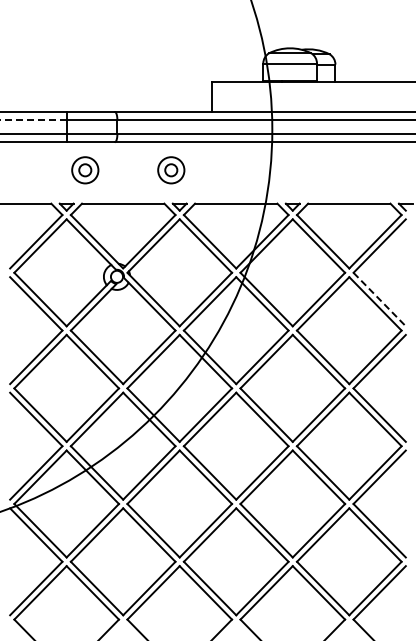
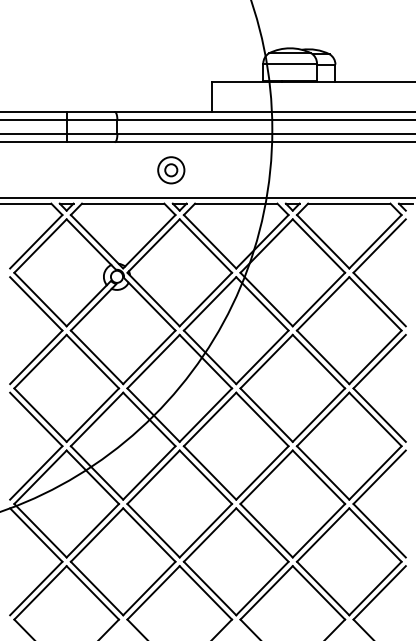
line: dashed -> solid (33, 120)
part: present -> none (85, 170)
line: none -> present (207, 197)
line: dashed -> solid (380, 299)
